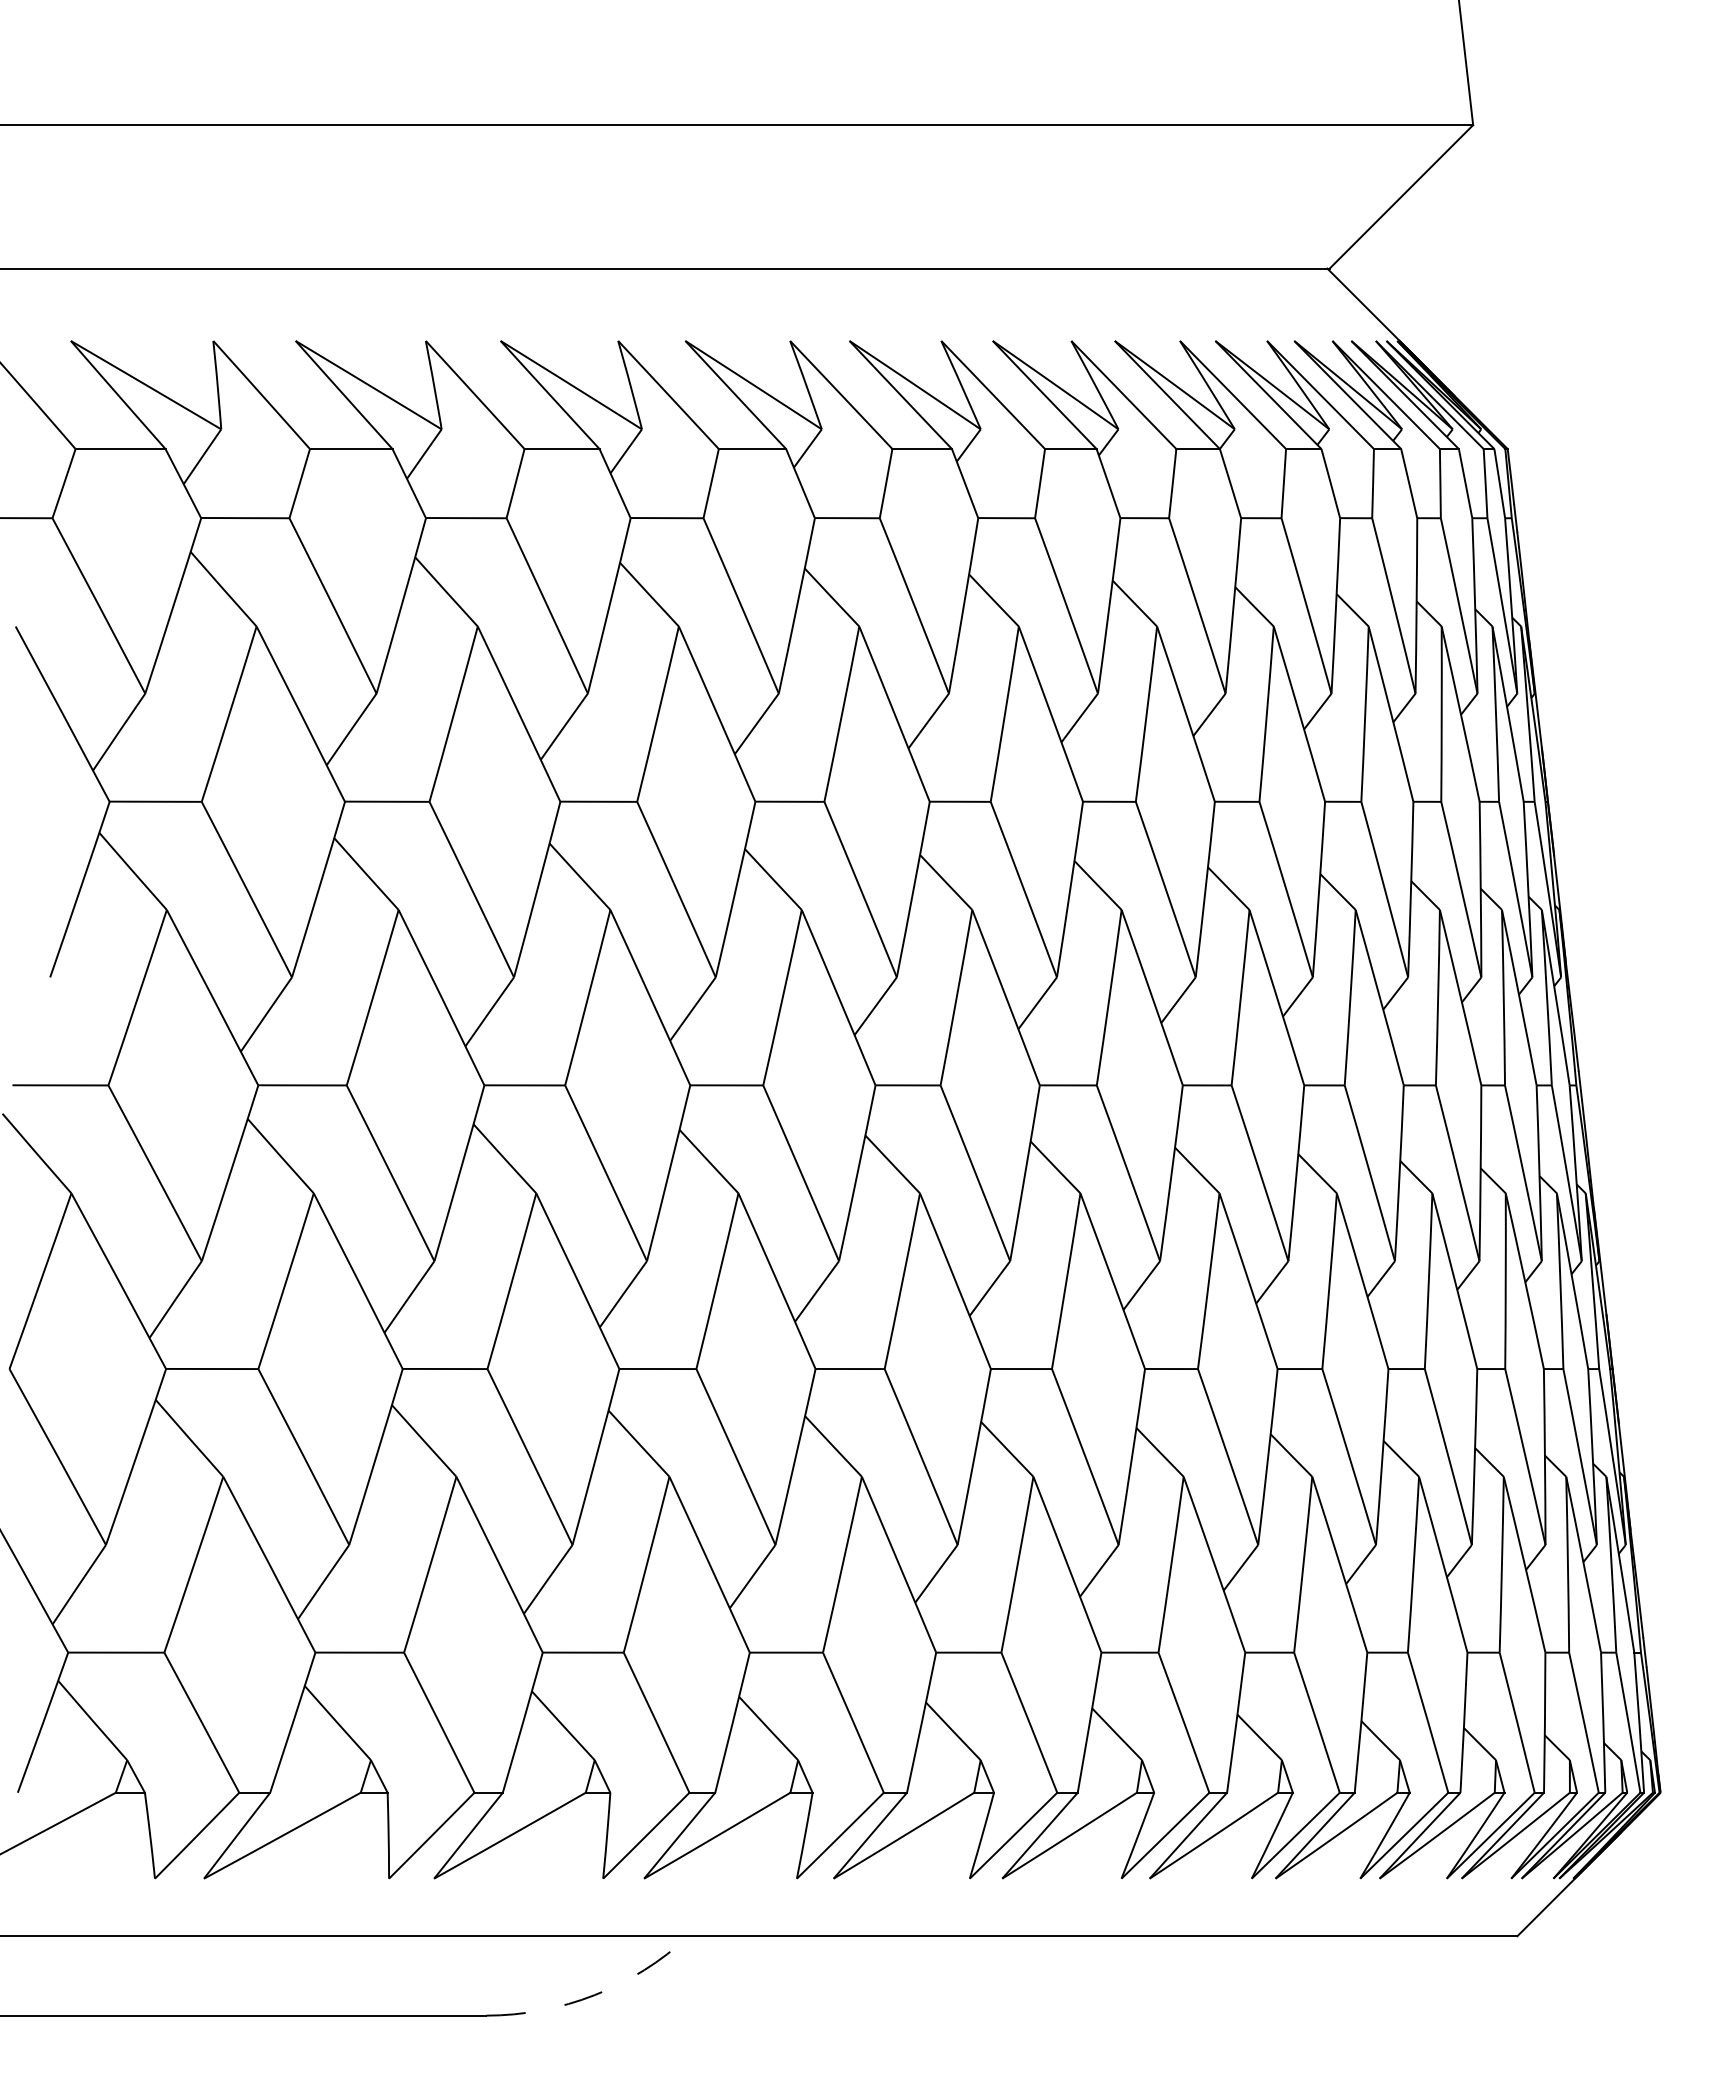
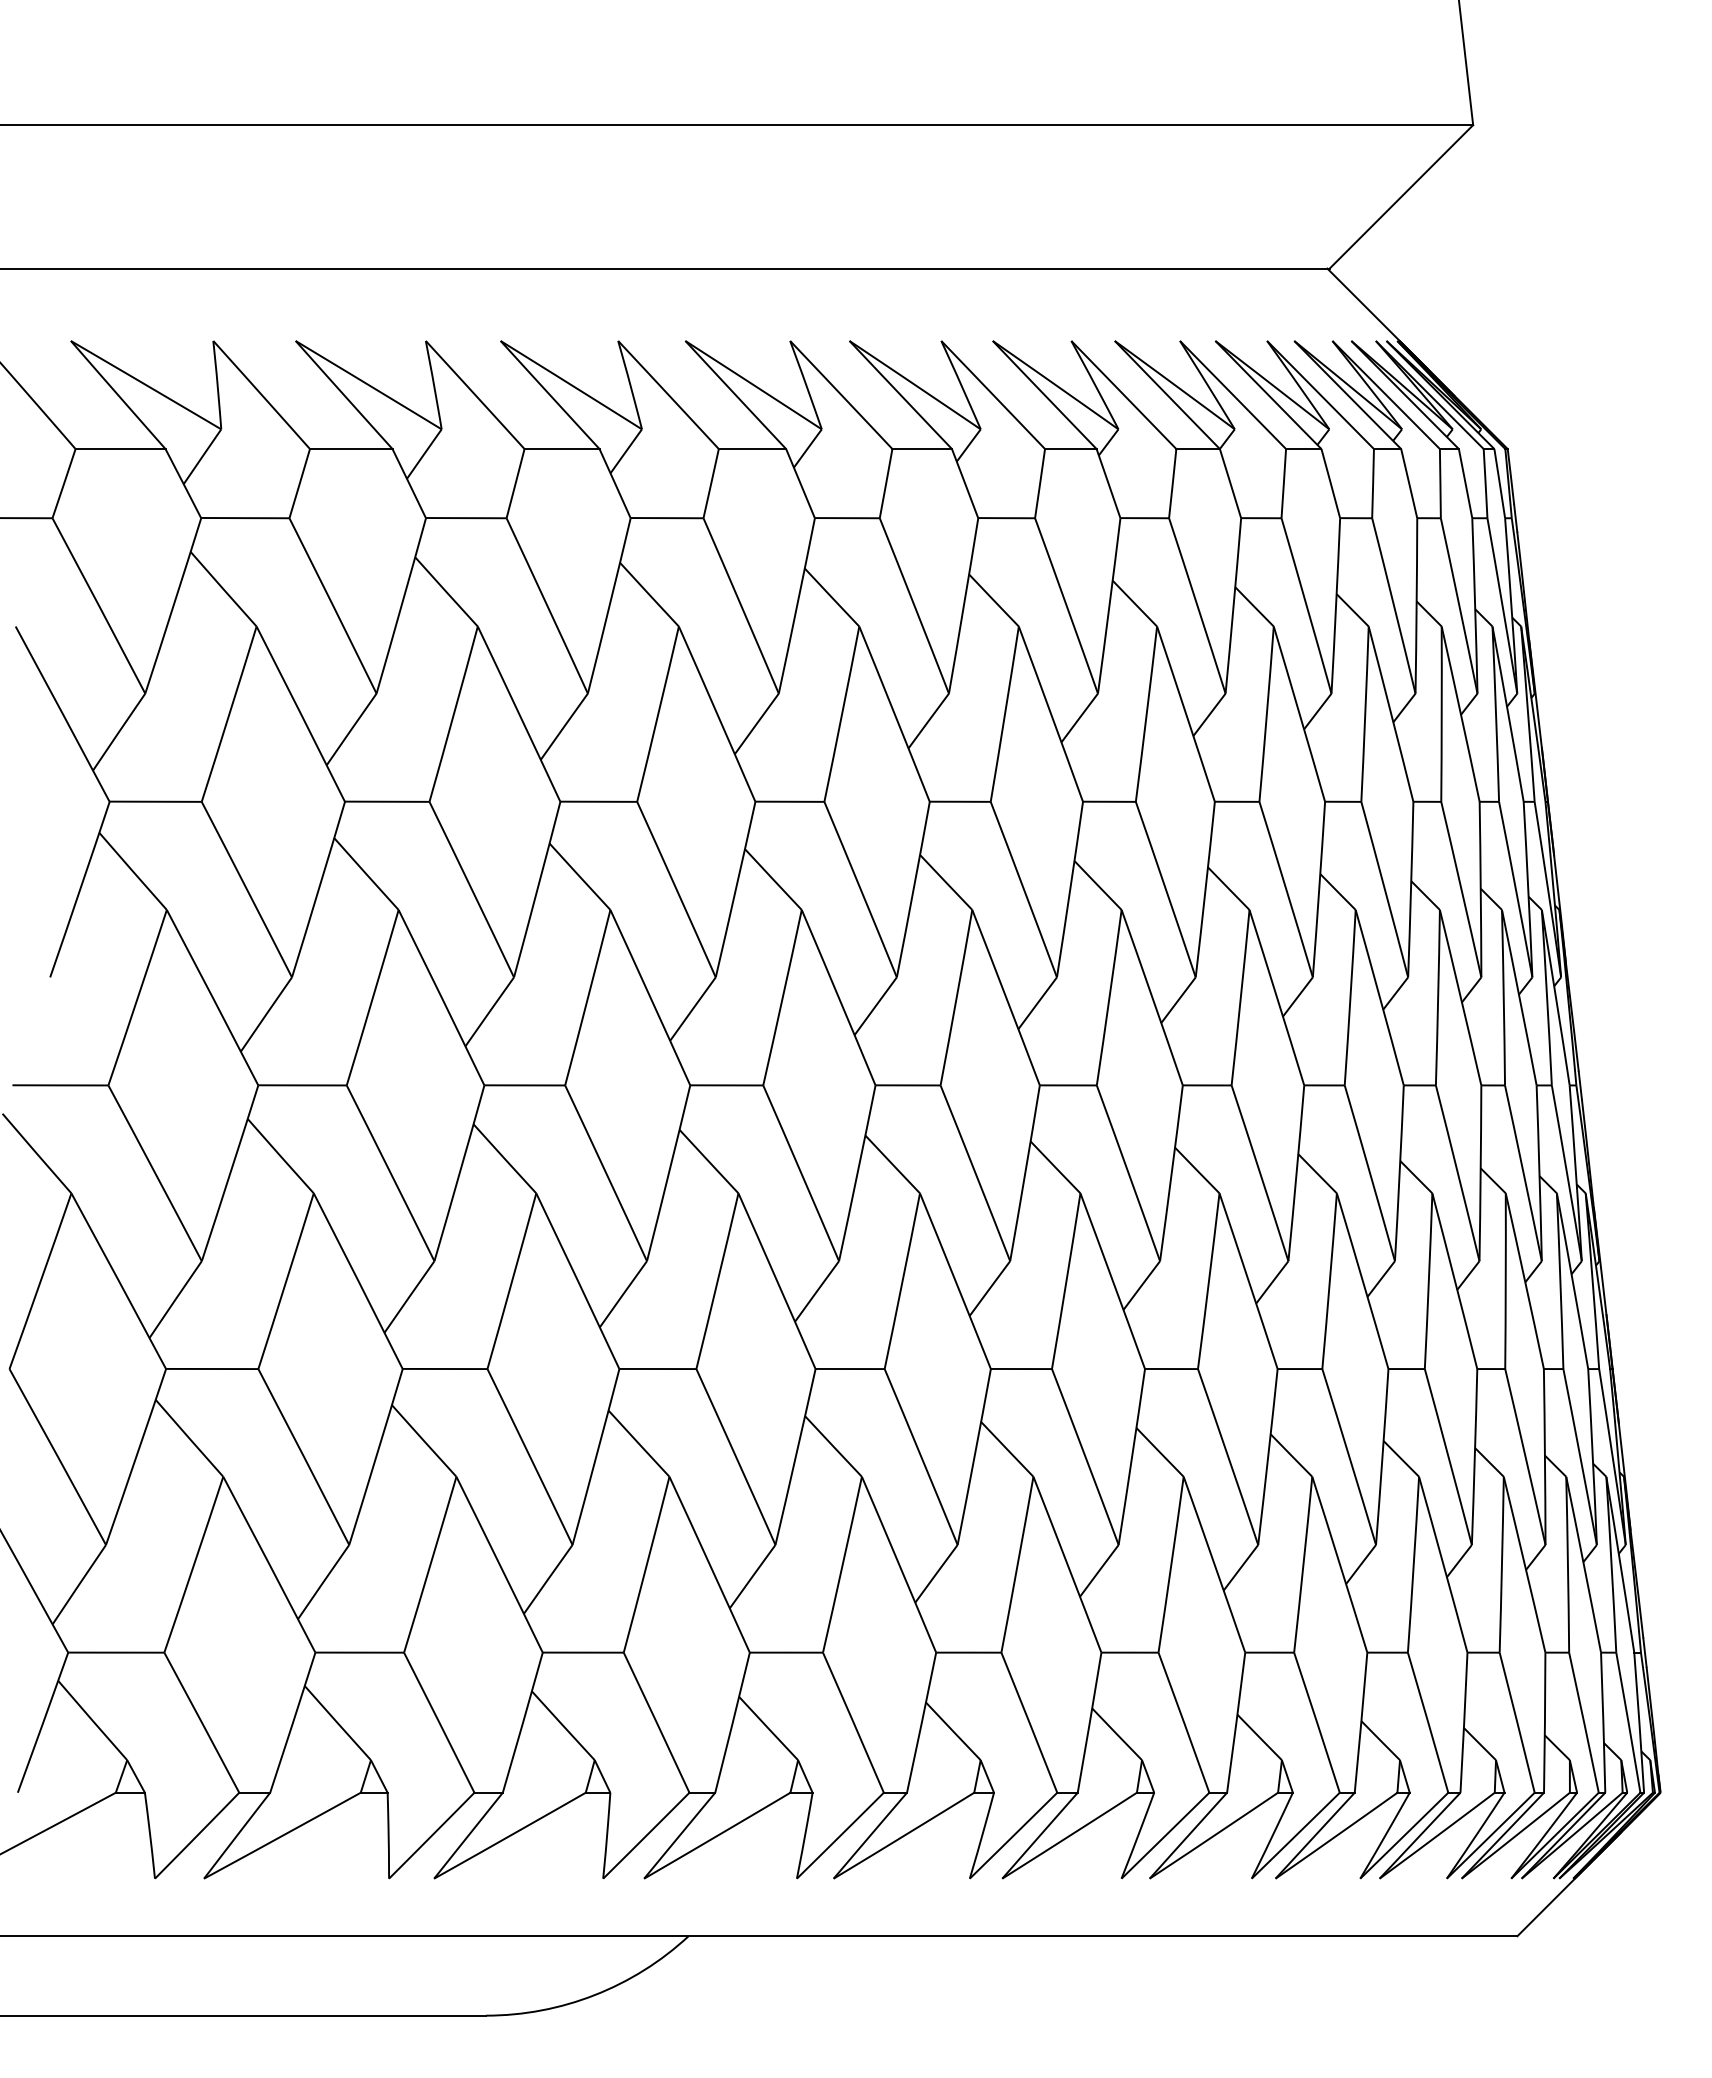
arc: dashed -> solid (594, 1995)
